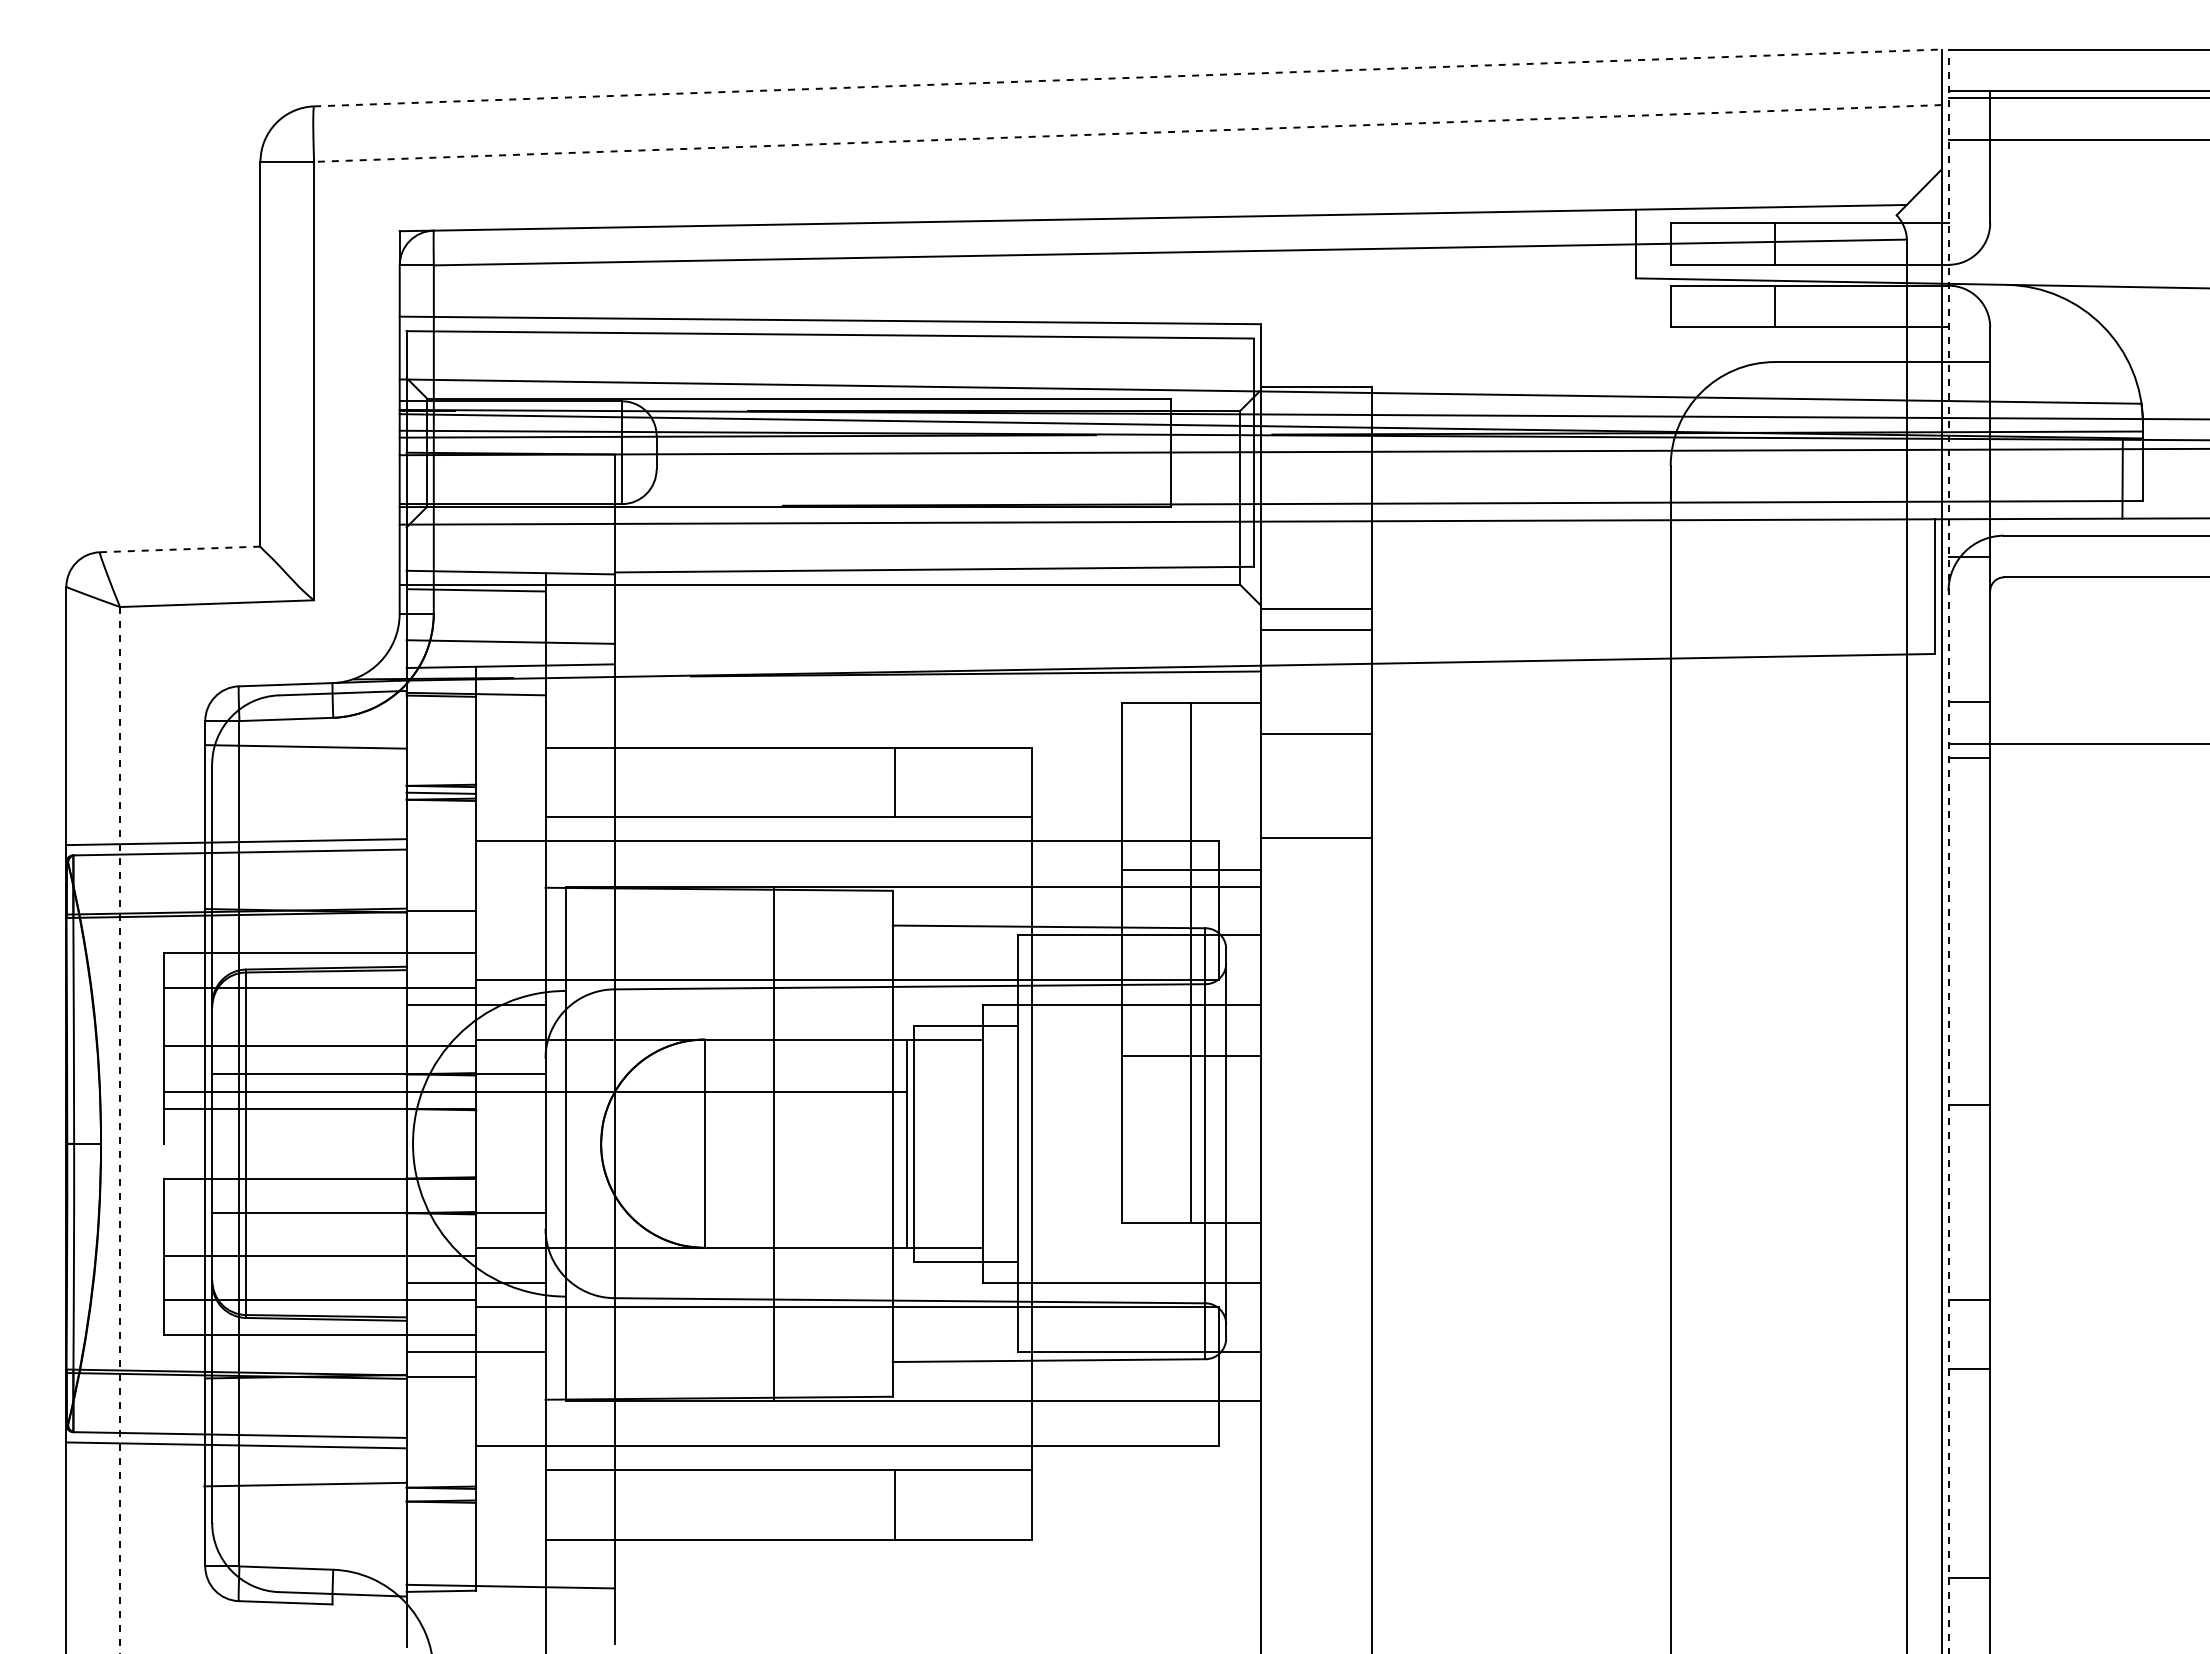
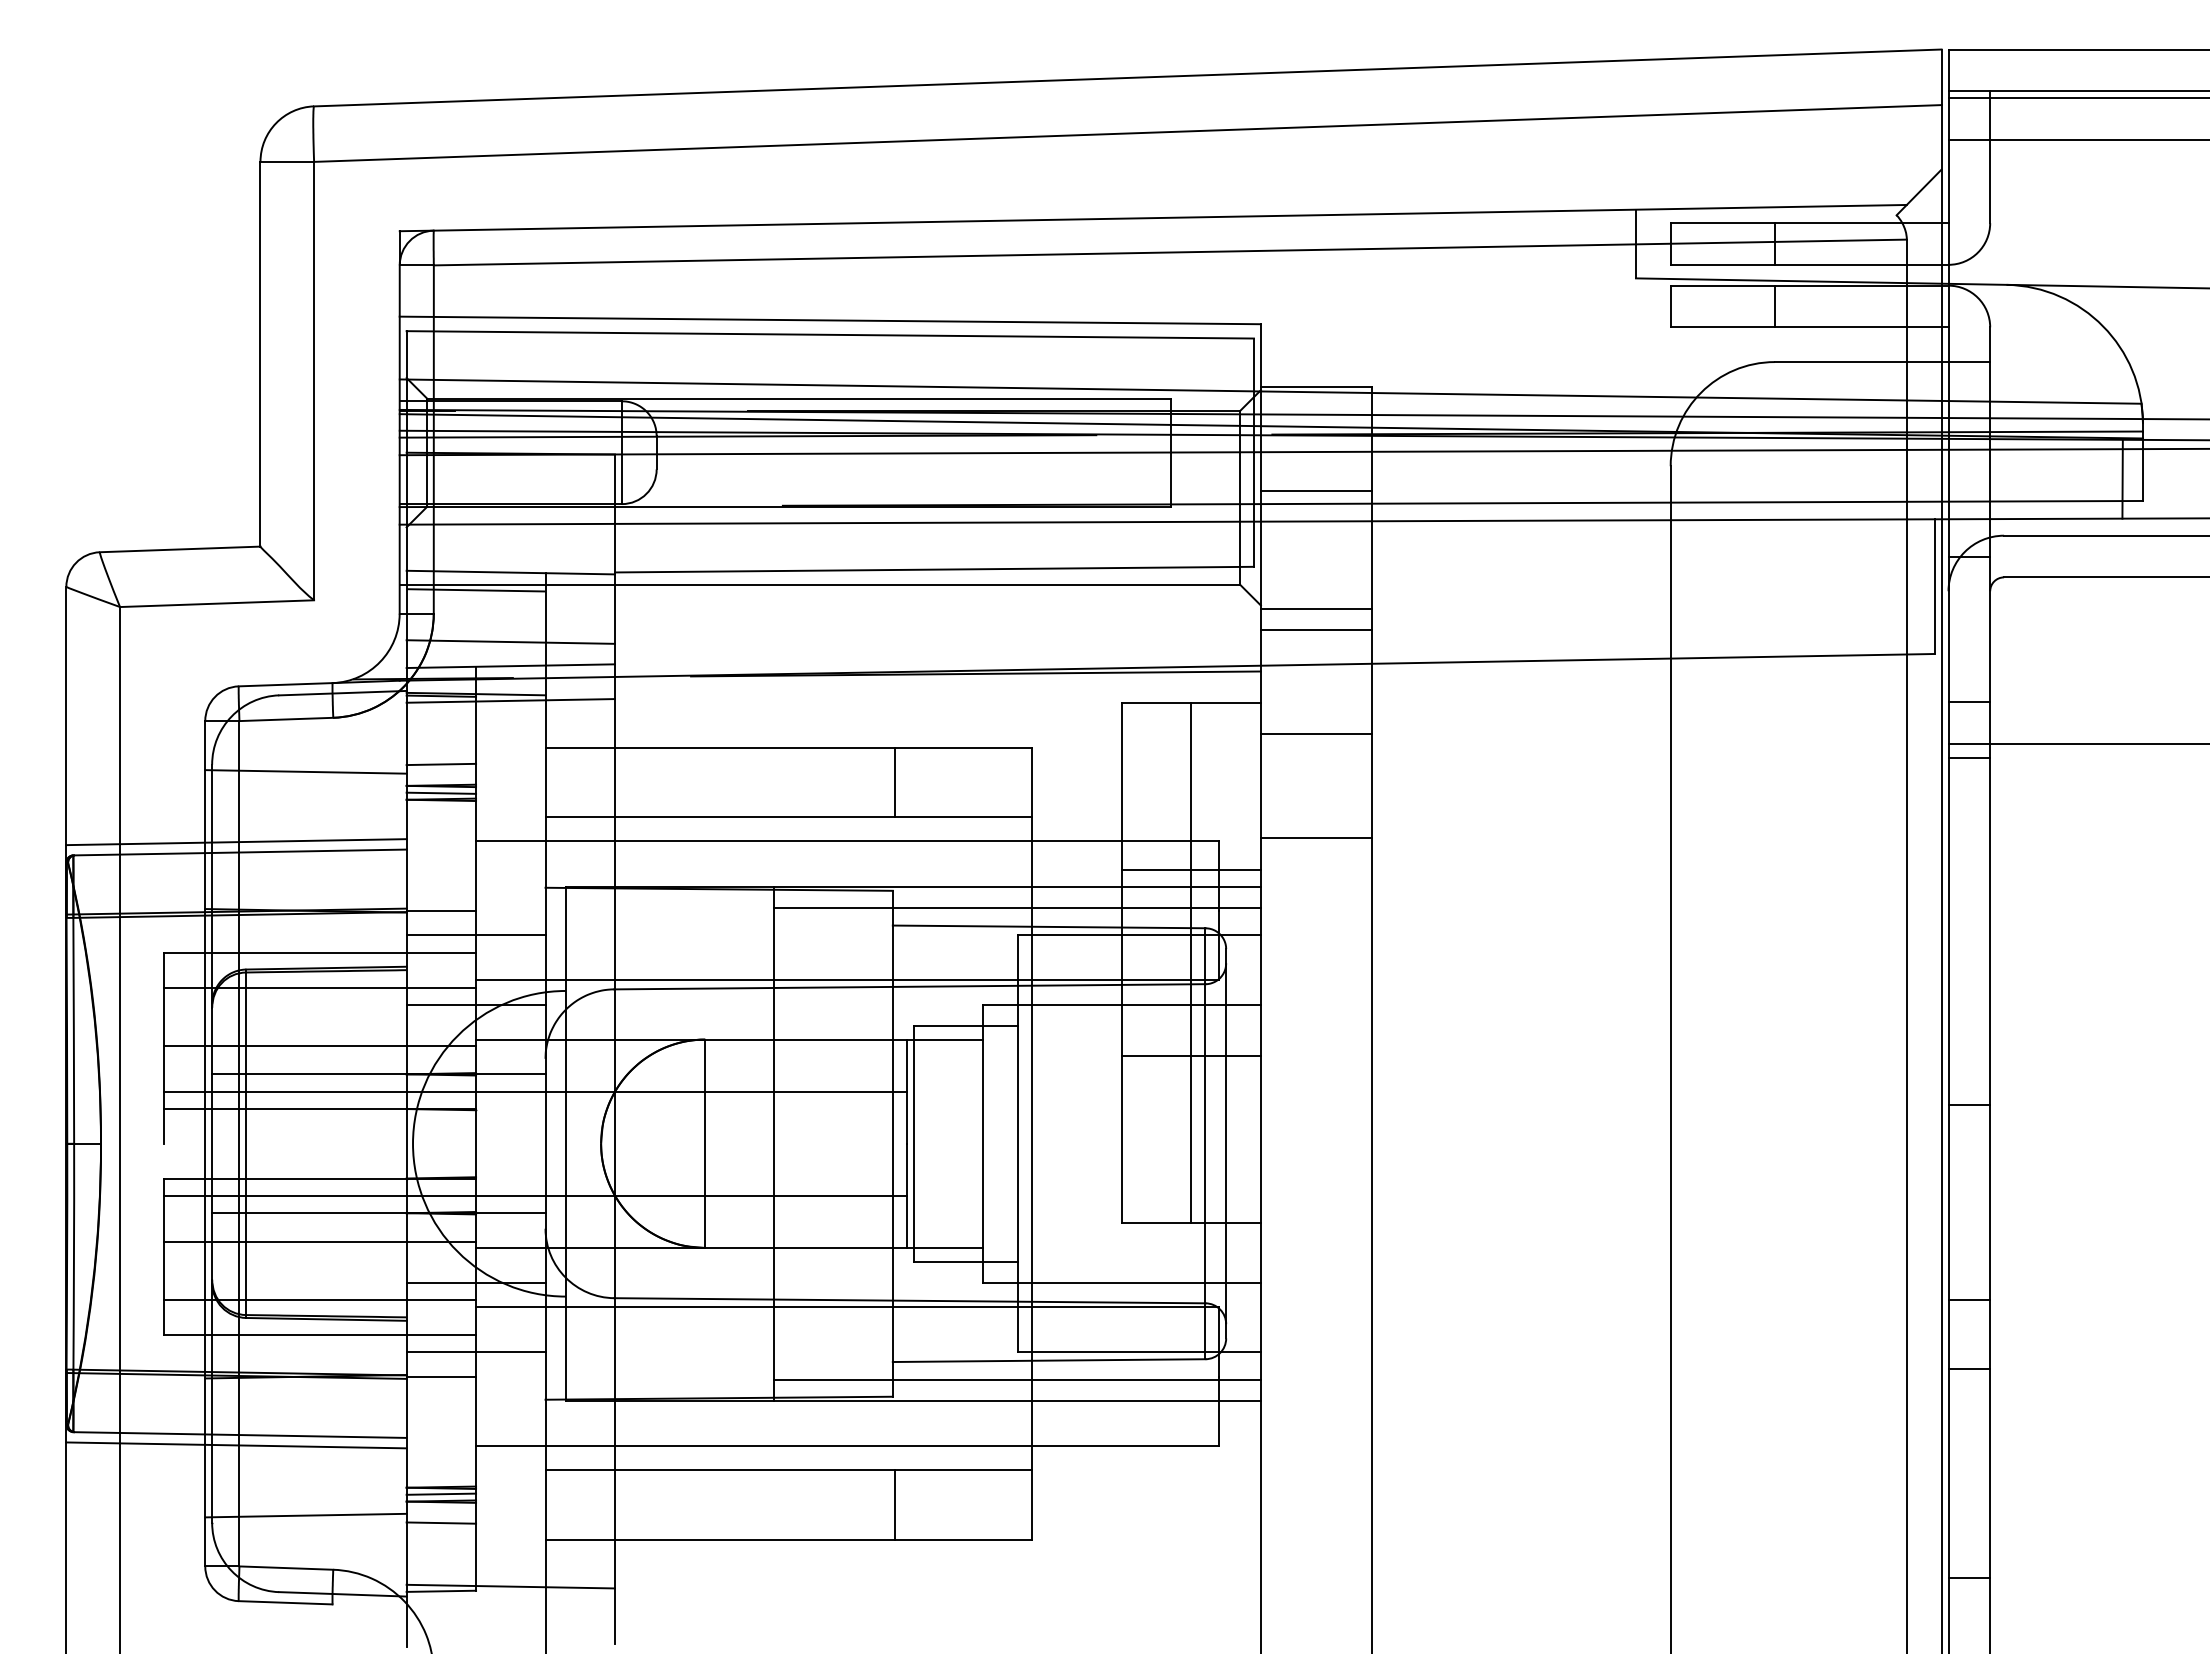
line: dashed -> solid (1128, 77)
line: dashed -> solid (1127, 133)
line: none -> present (1316, 490)
line: dashed -> solid (180, 549)
line: none -> present (510, 700)
line position: (305, 746) -> (305, 771) (305, 771)
line: none -> present (441, 764)
line: dashed -> solid (1948, 851)
line: none -> present (1017, 907)
line: none -> present (475, 935)
line: dashed -> solid (120, 1130)
line: none -> present (534, 1195)
line position: (319, 1256) -> (319, 1242) (319, 1242)
line: none -> present (1017, 1379)
line position: (304, 1484) -> (305, 1515) (305, 1515)
line: none -> present (441, 1493)
line: none -> present (441, 1522)
